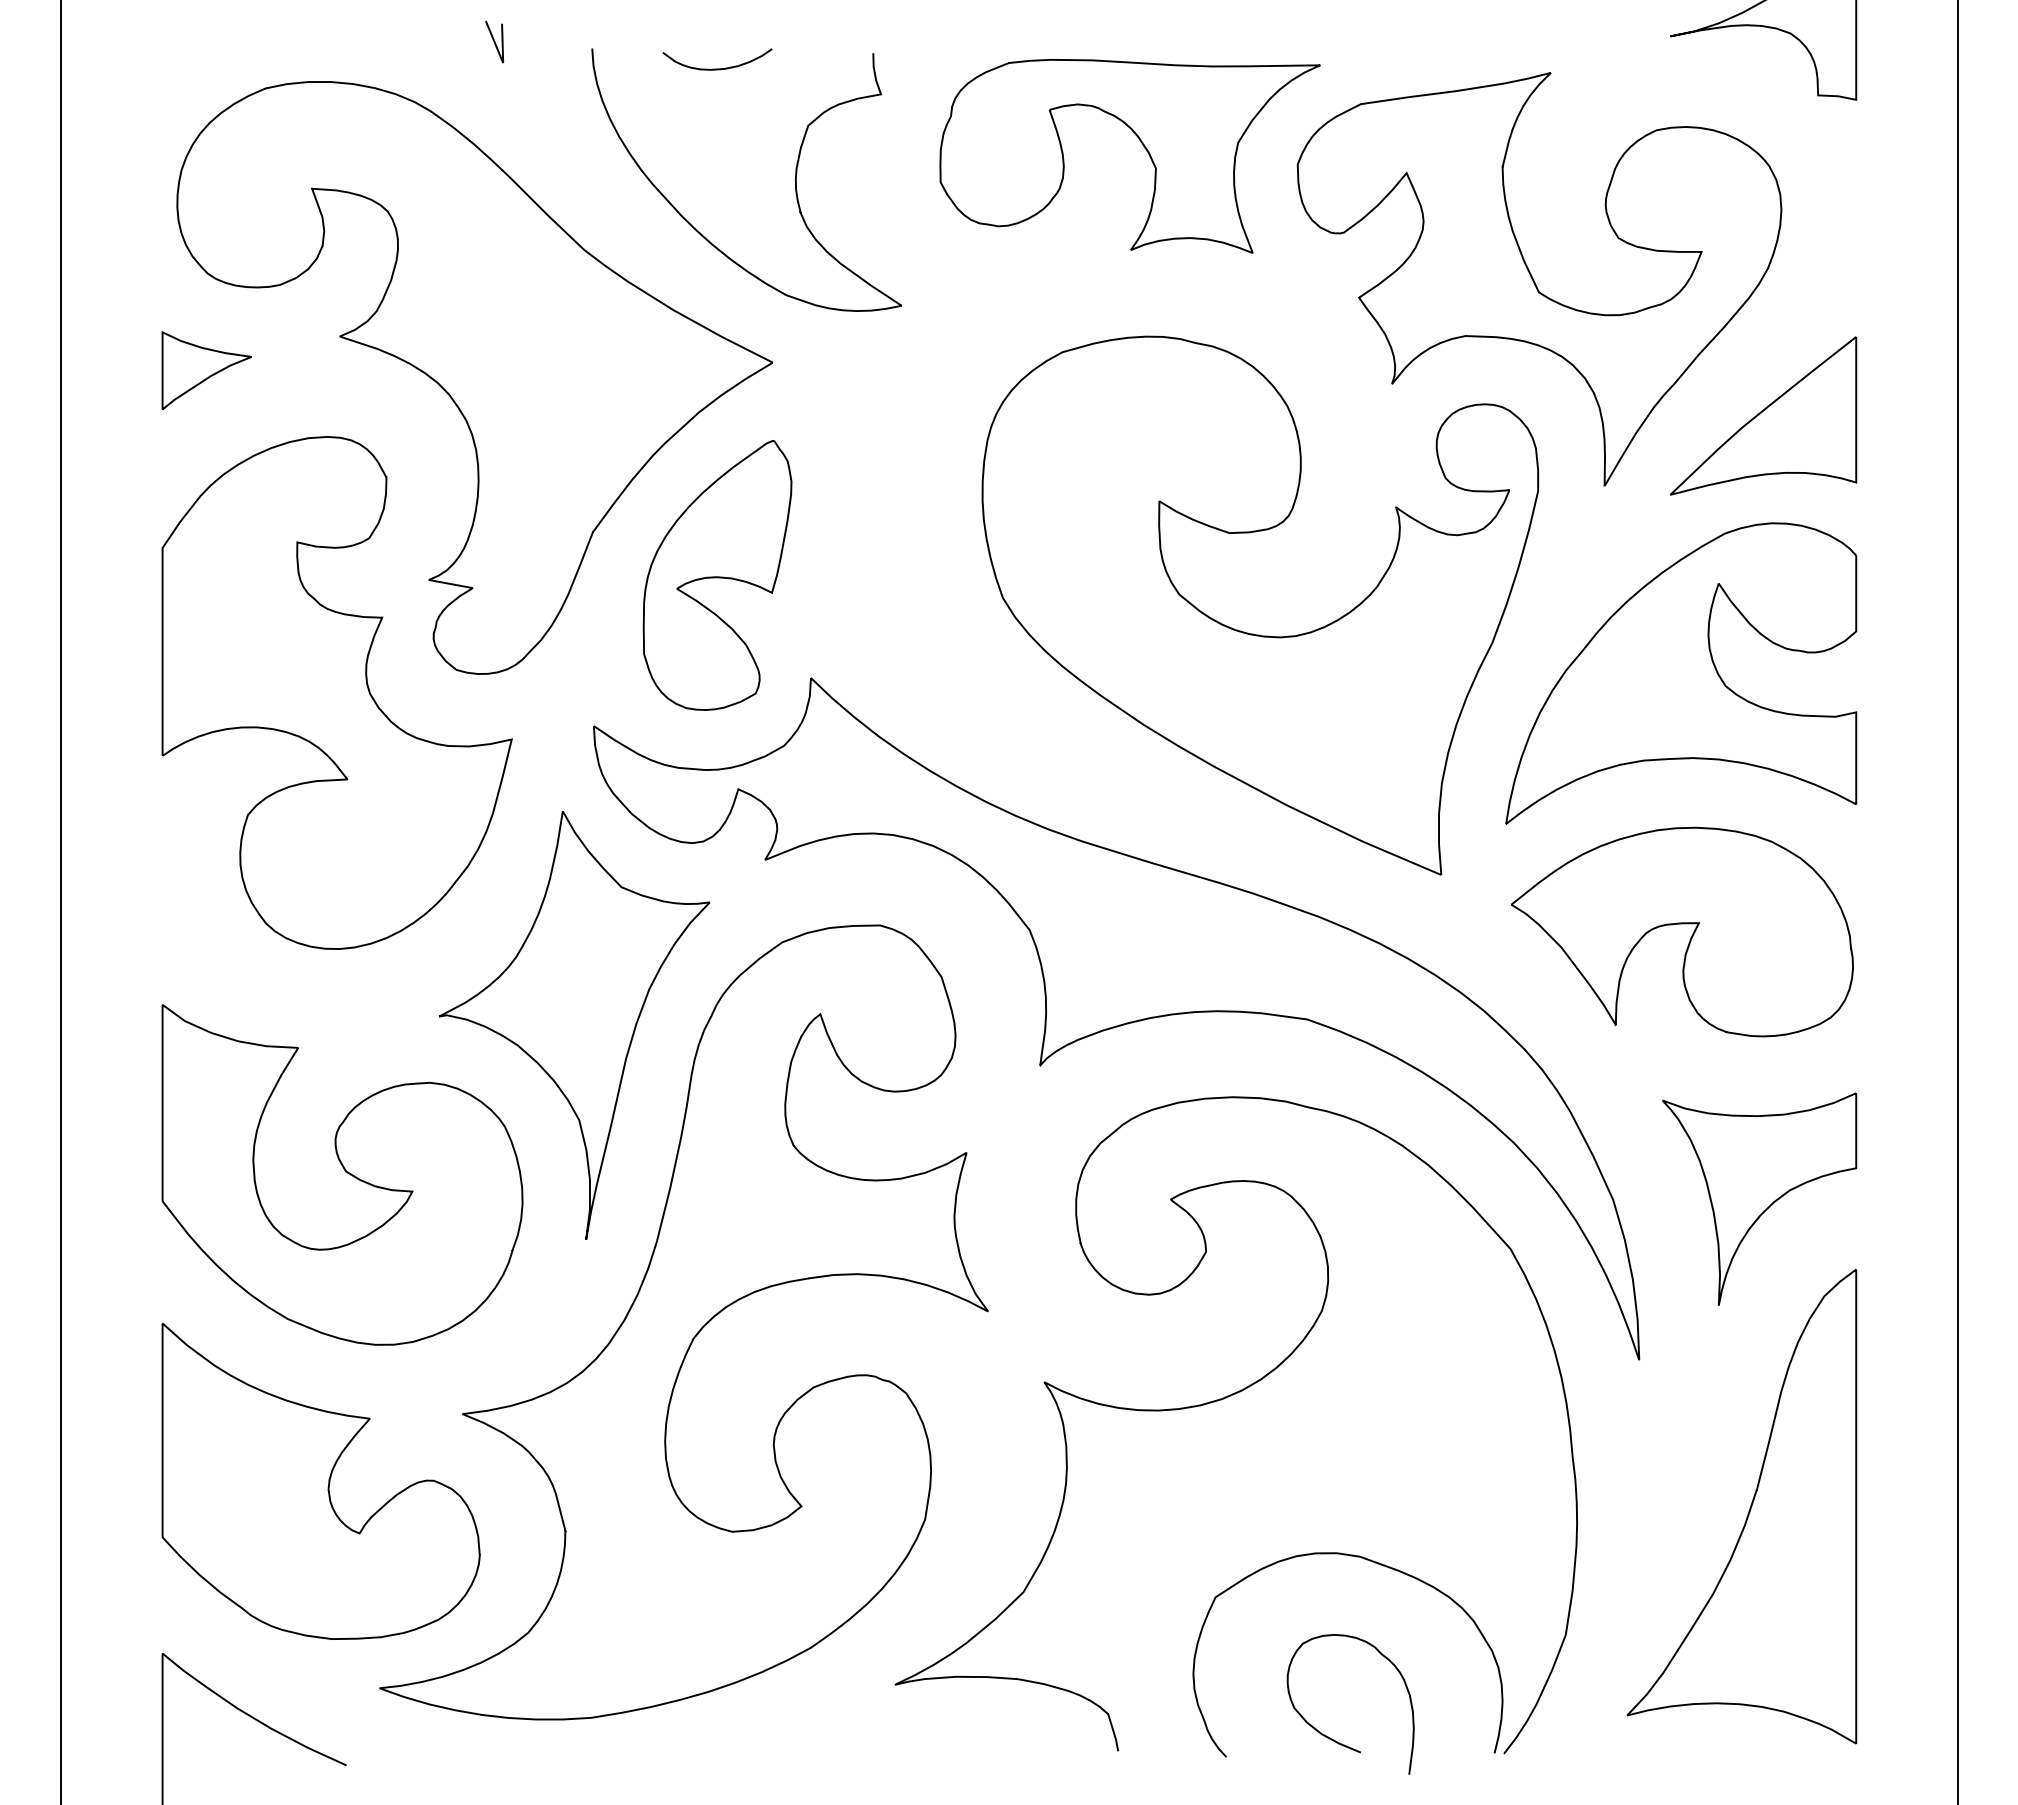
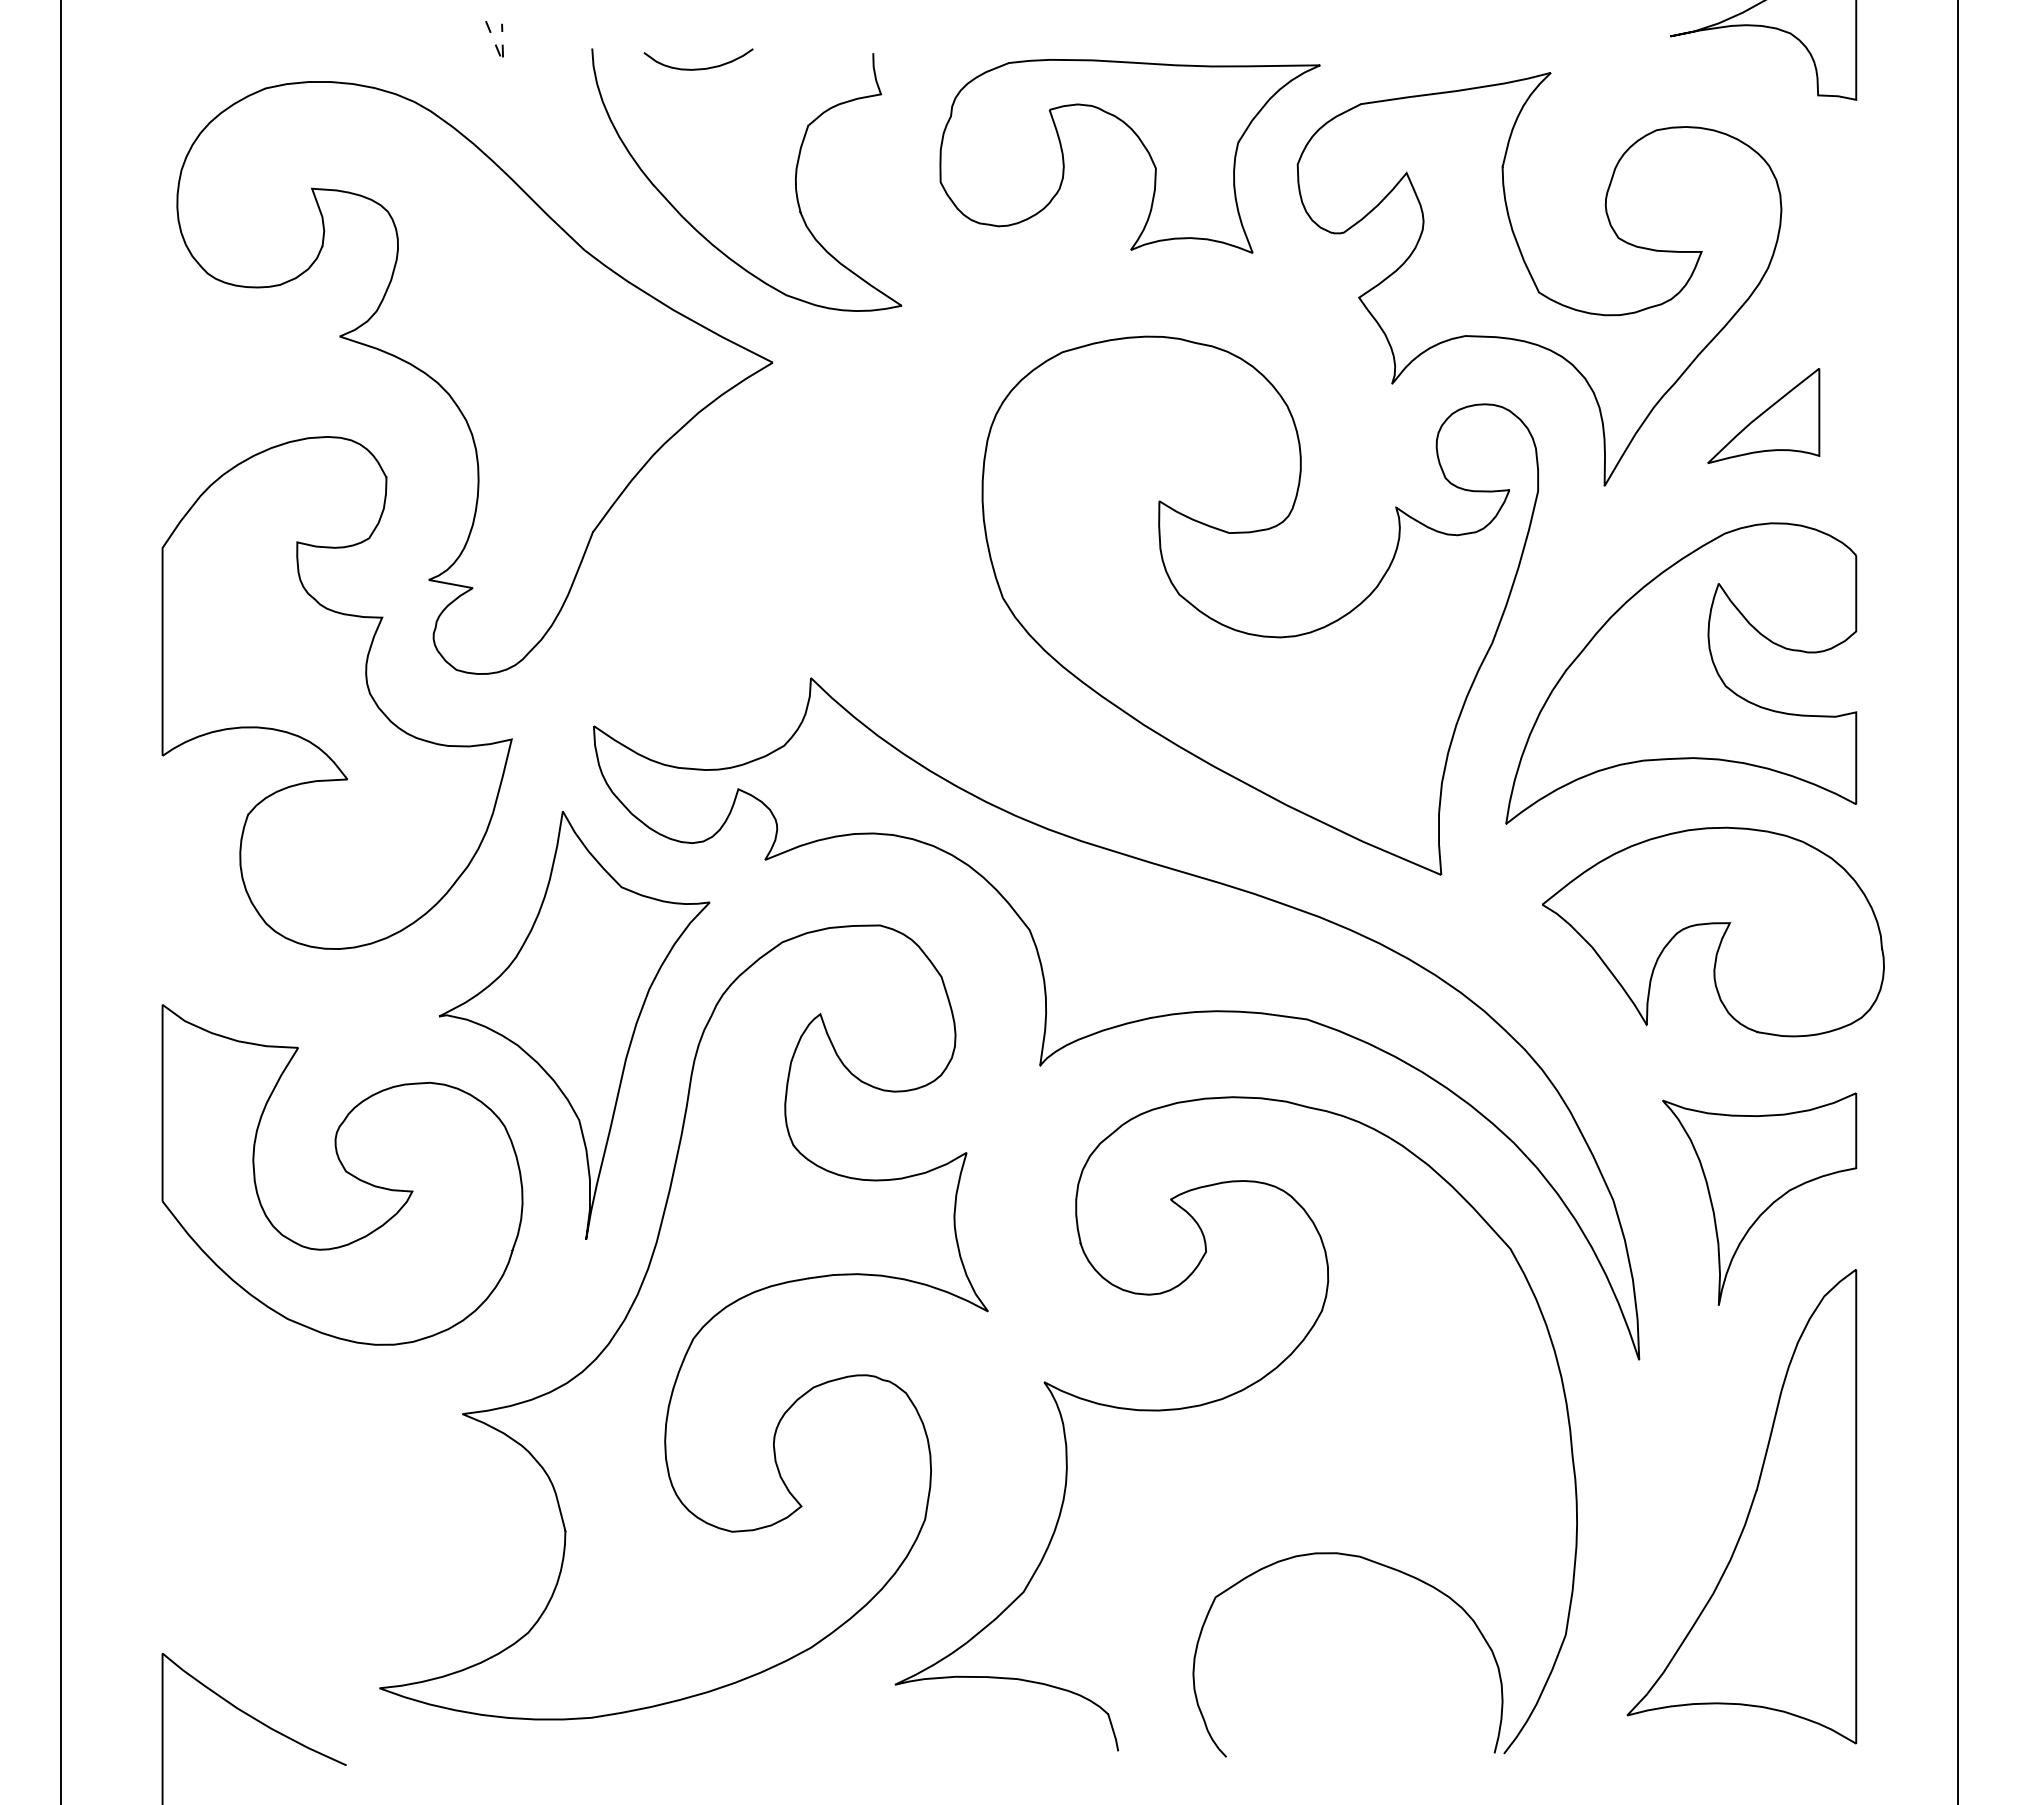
line: solid -> dashed (502, 61)
curve position: (717, 68) -> (698, 68) (698, 68)
part: present -> none (206, 370)
part size: 188x160 px -> 114x97 px (1763, 416)
part: present -> none (717, 575)
part position: (1682, 924) -> (1713, 924) (1713, 924)
part: present -> none (320, 1481)
curve: present -> none (1332, 1738)
